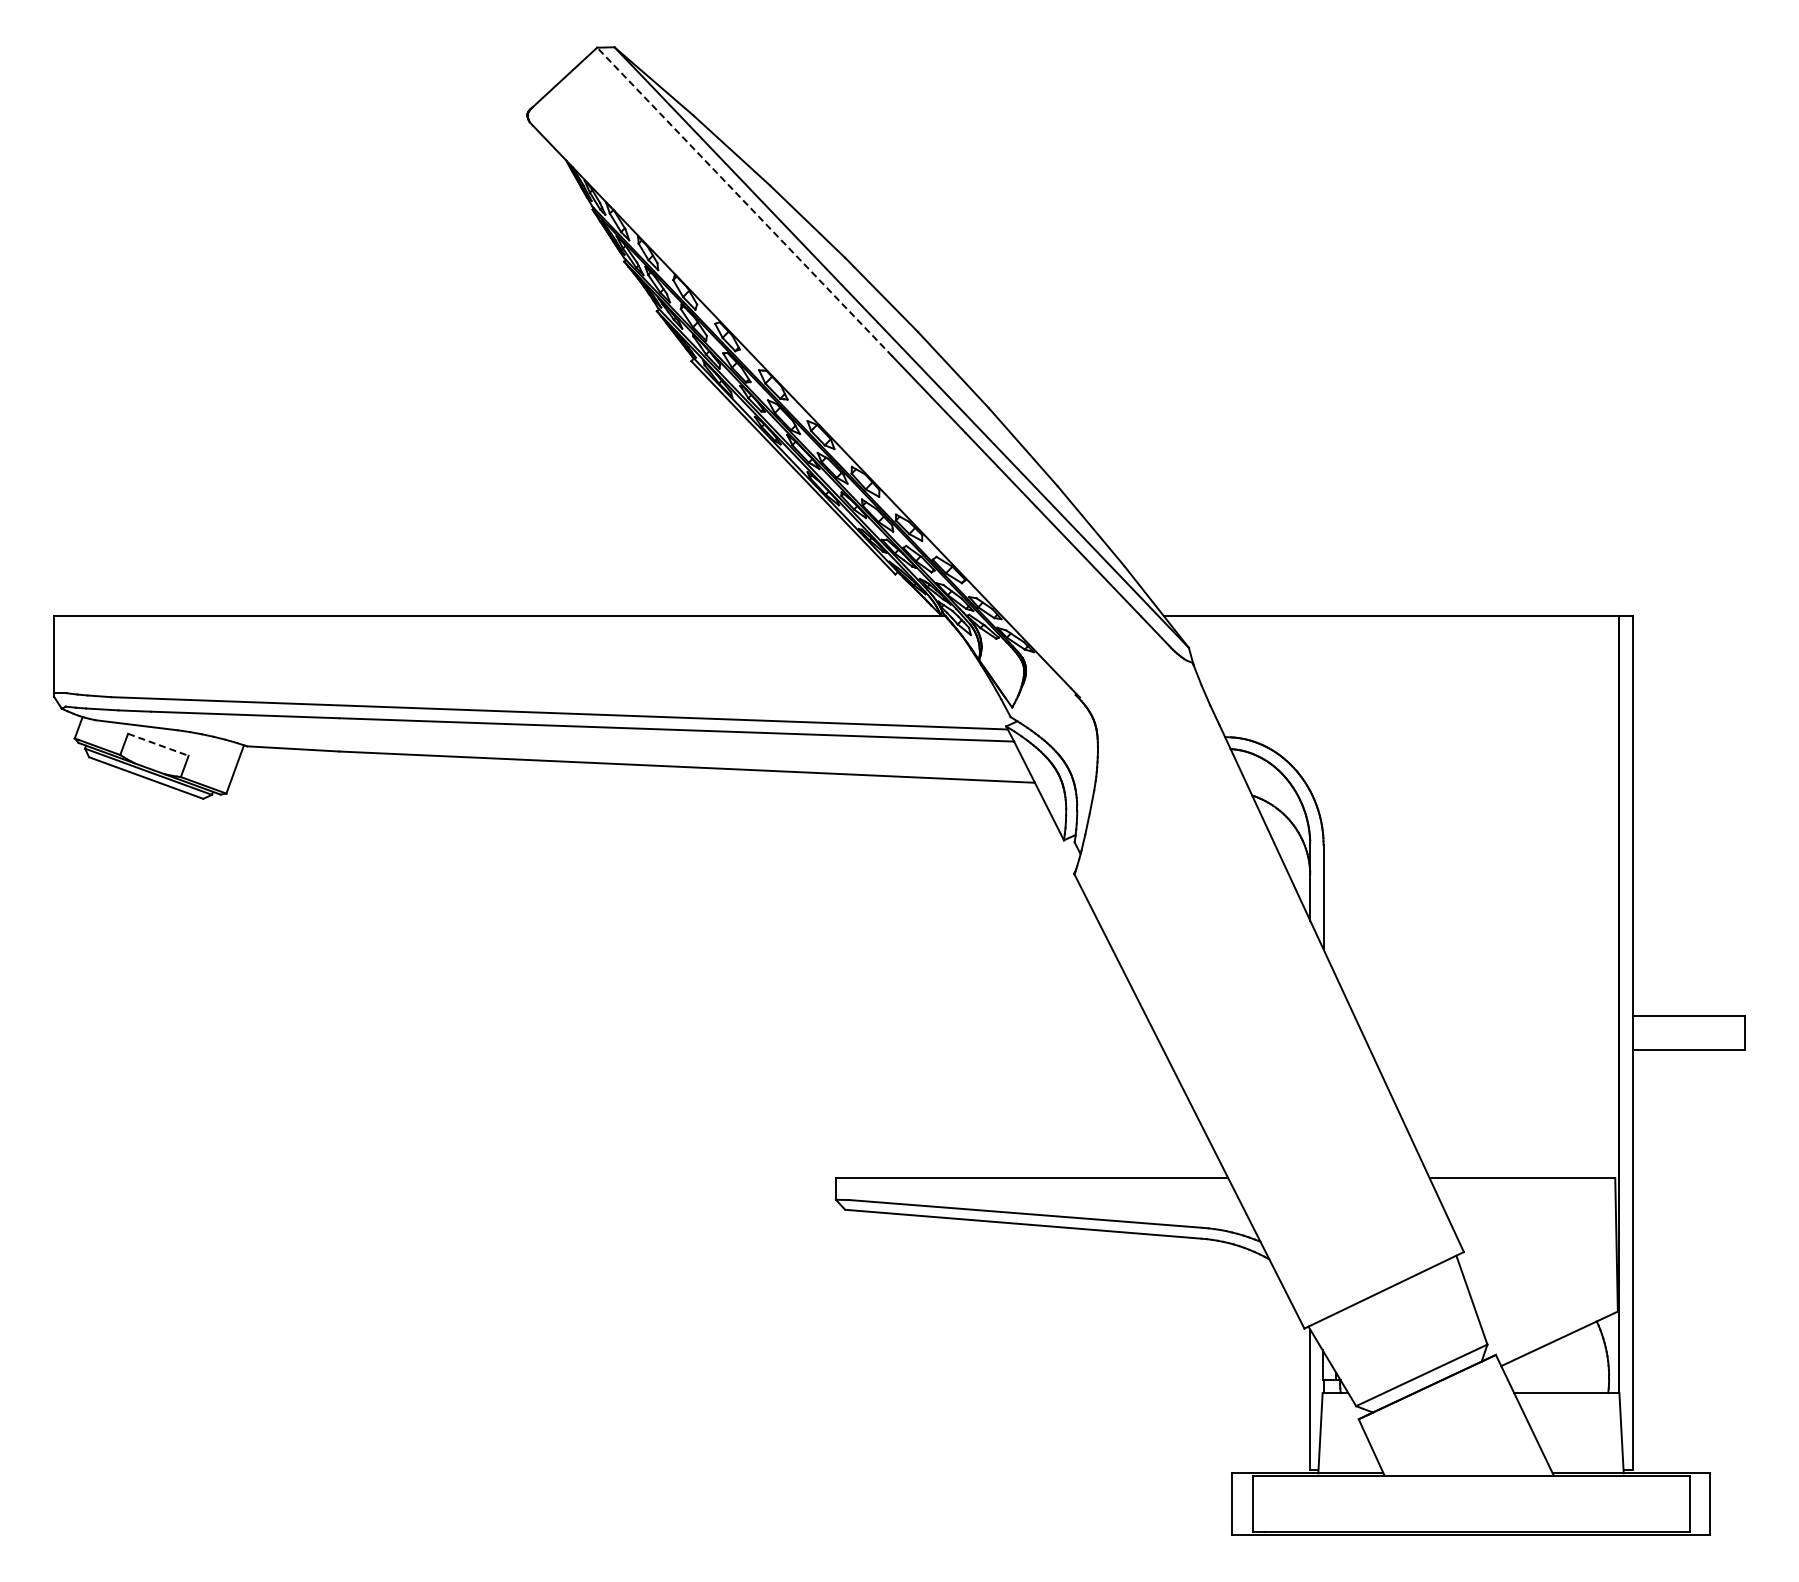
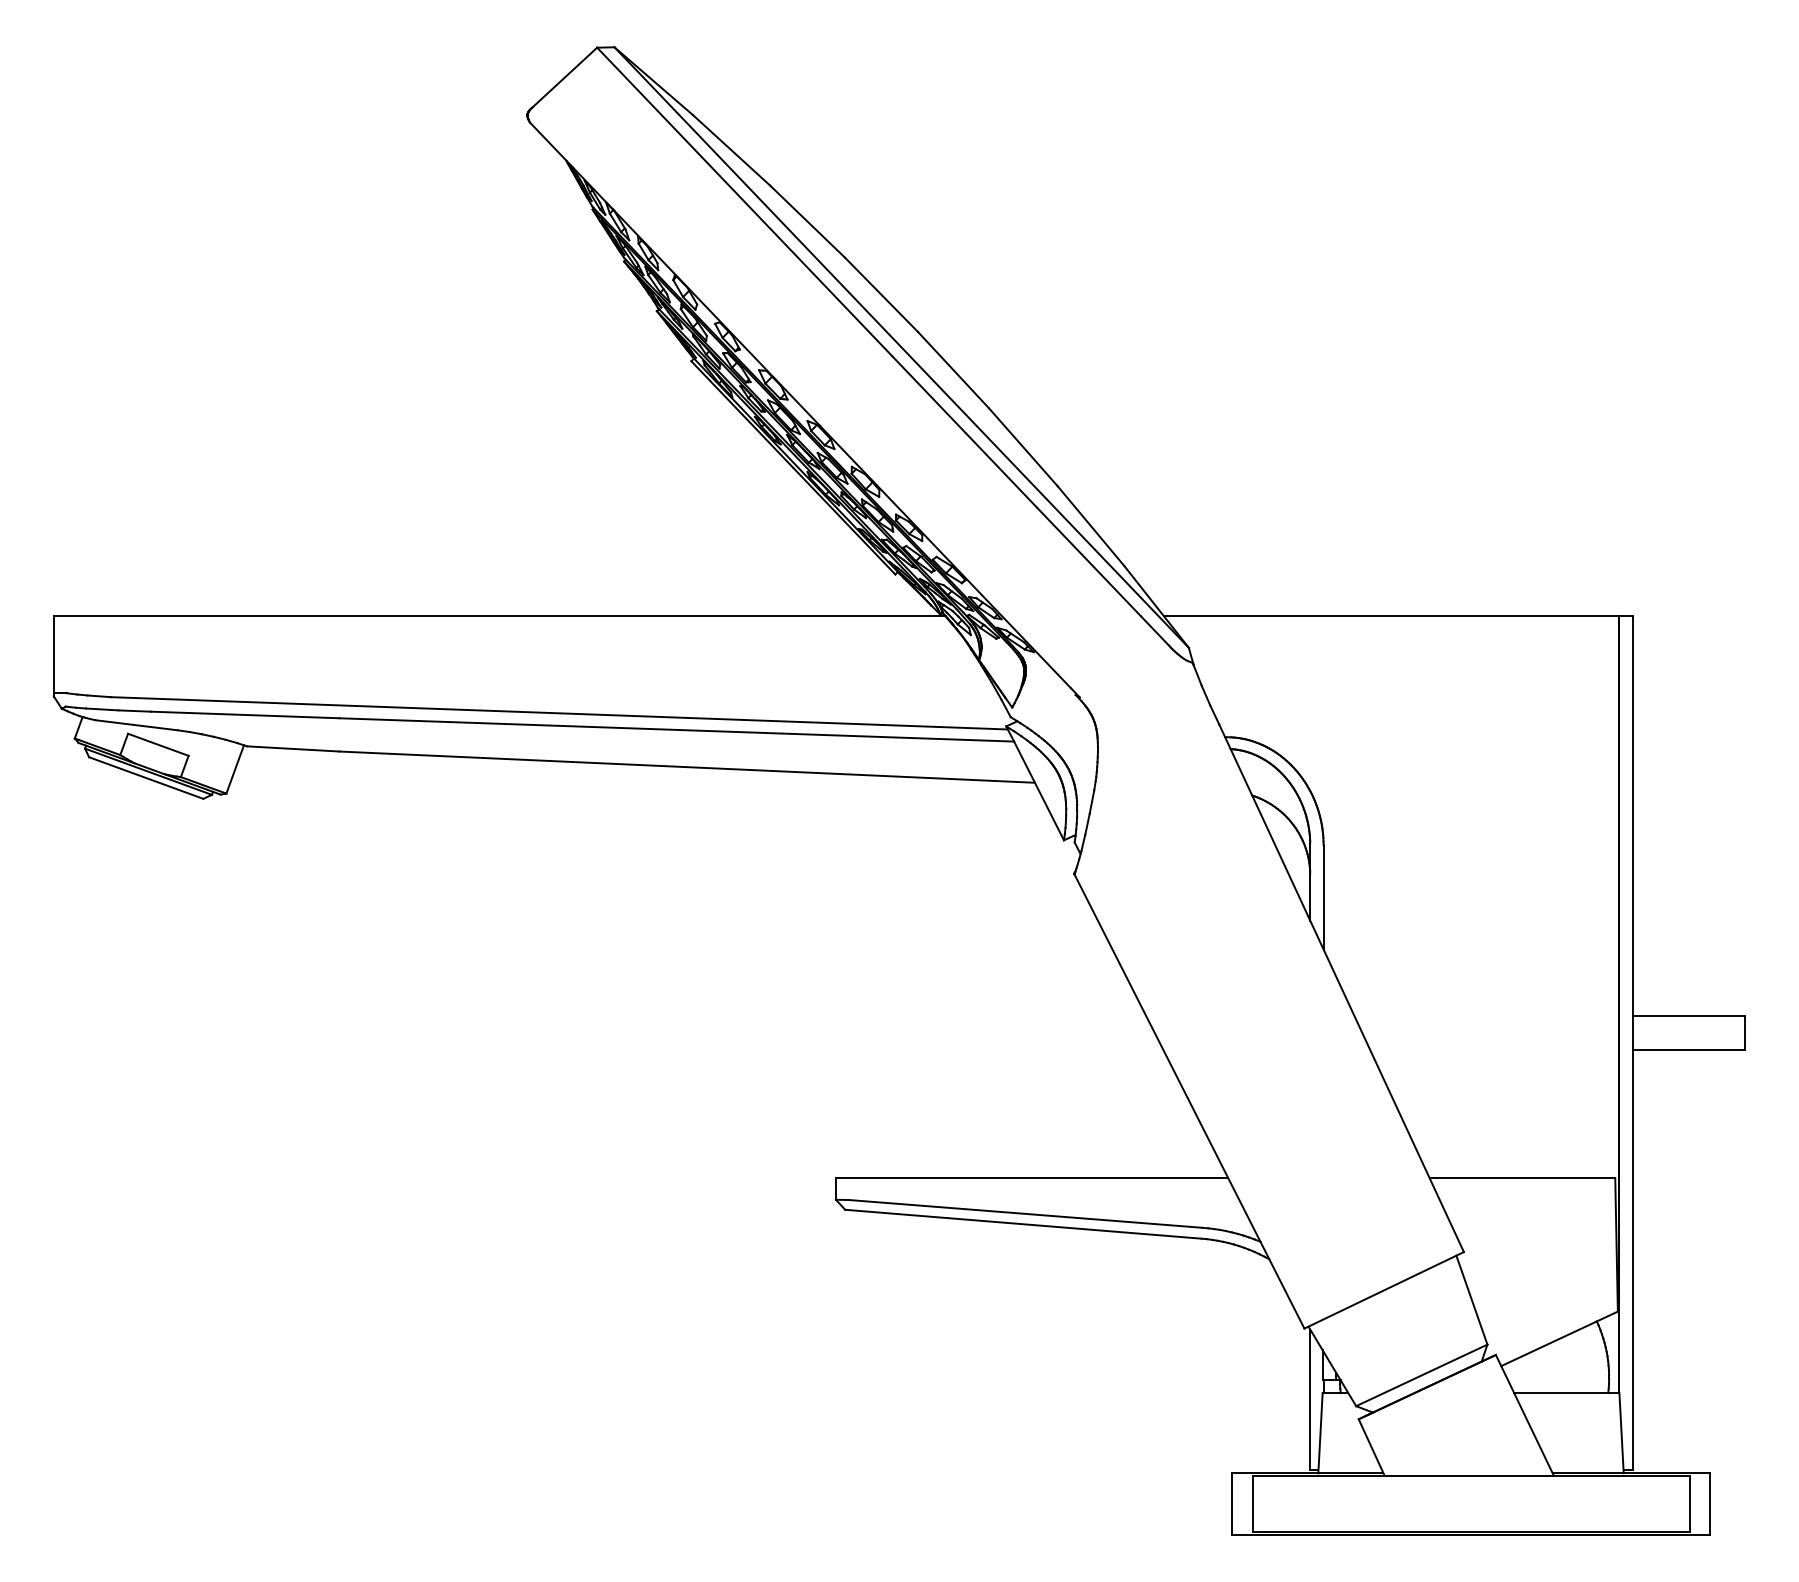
line: dashed -> solid (744, 202)
line: dashed -> solid (158, 744)
